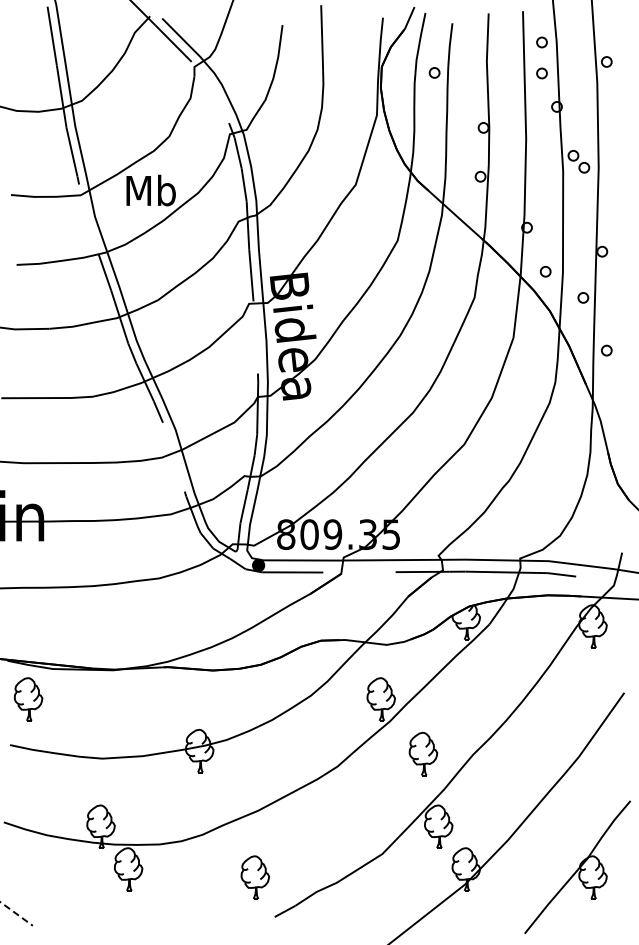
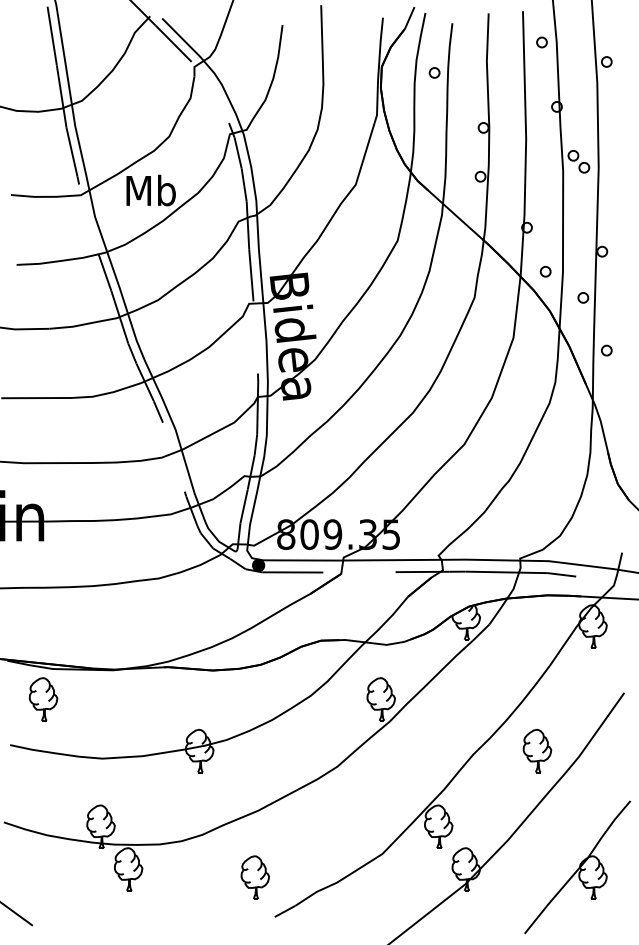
circle: present -> none (541, 73)
part position: (28, 699) -> (43, 699) (43, 699)
part position: (423, 754) -> (537, 751) (537, 751)
line: dashed -> solid (16, 914)
